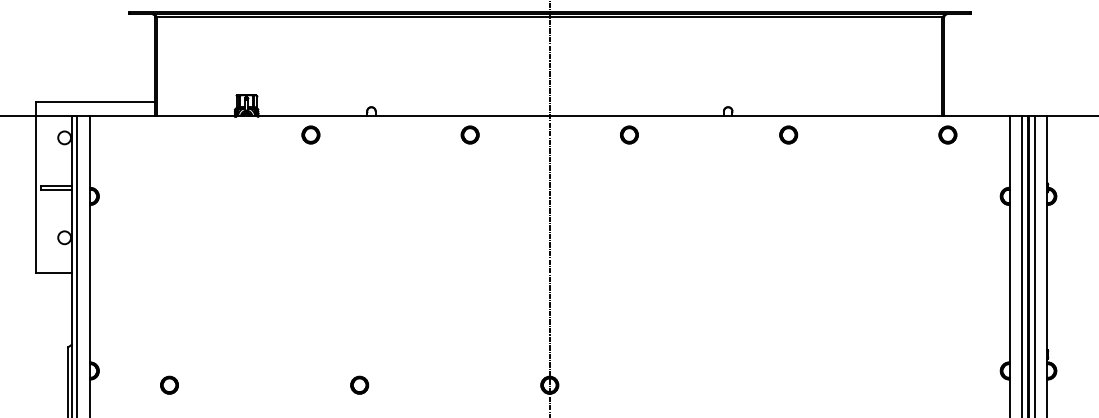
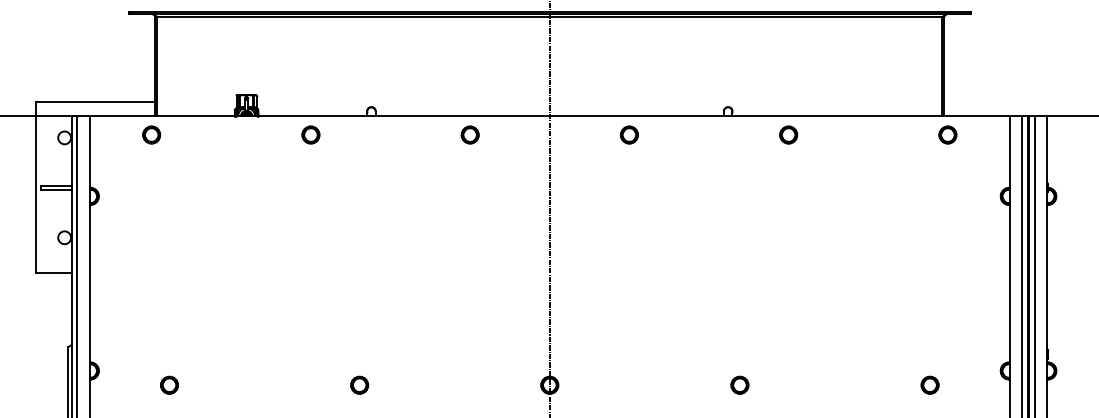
part: none -> present (151, 134)
part: none -> present (739, 384)
part: none -> present (929, 384)
